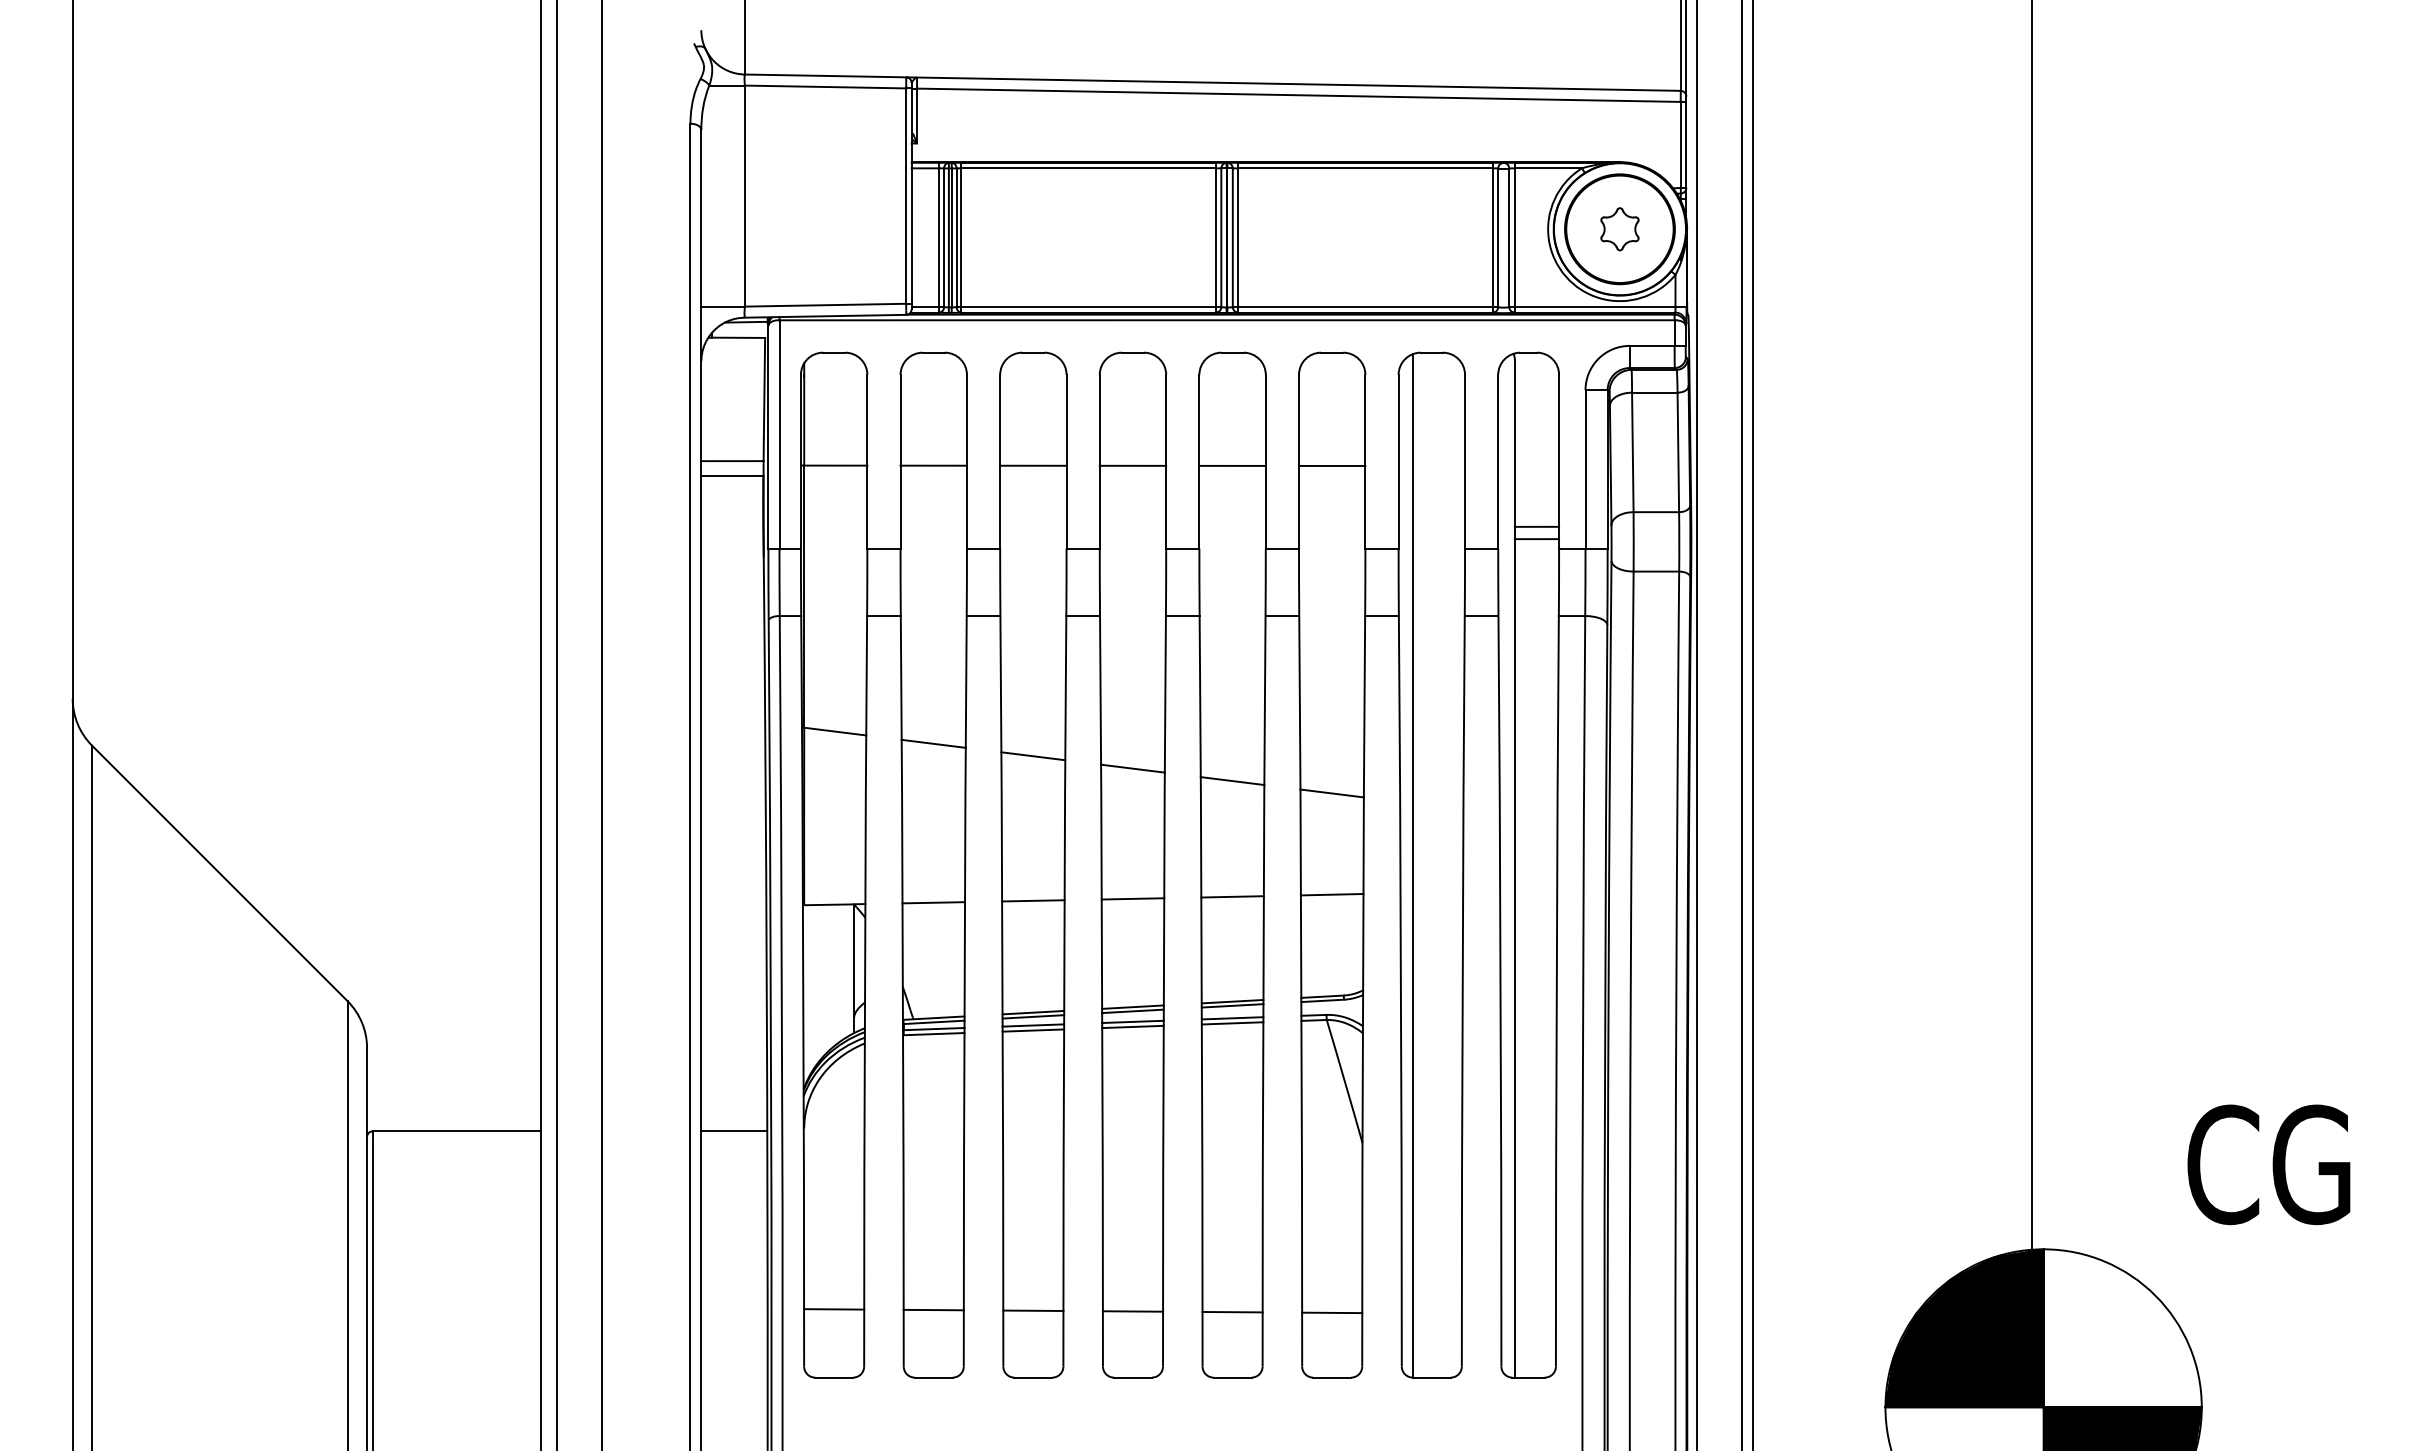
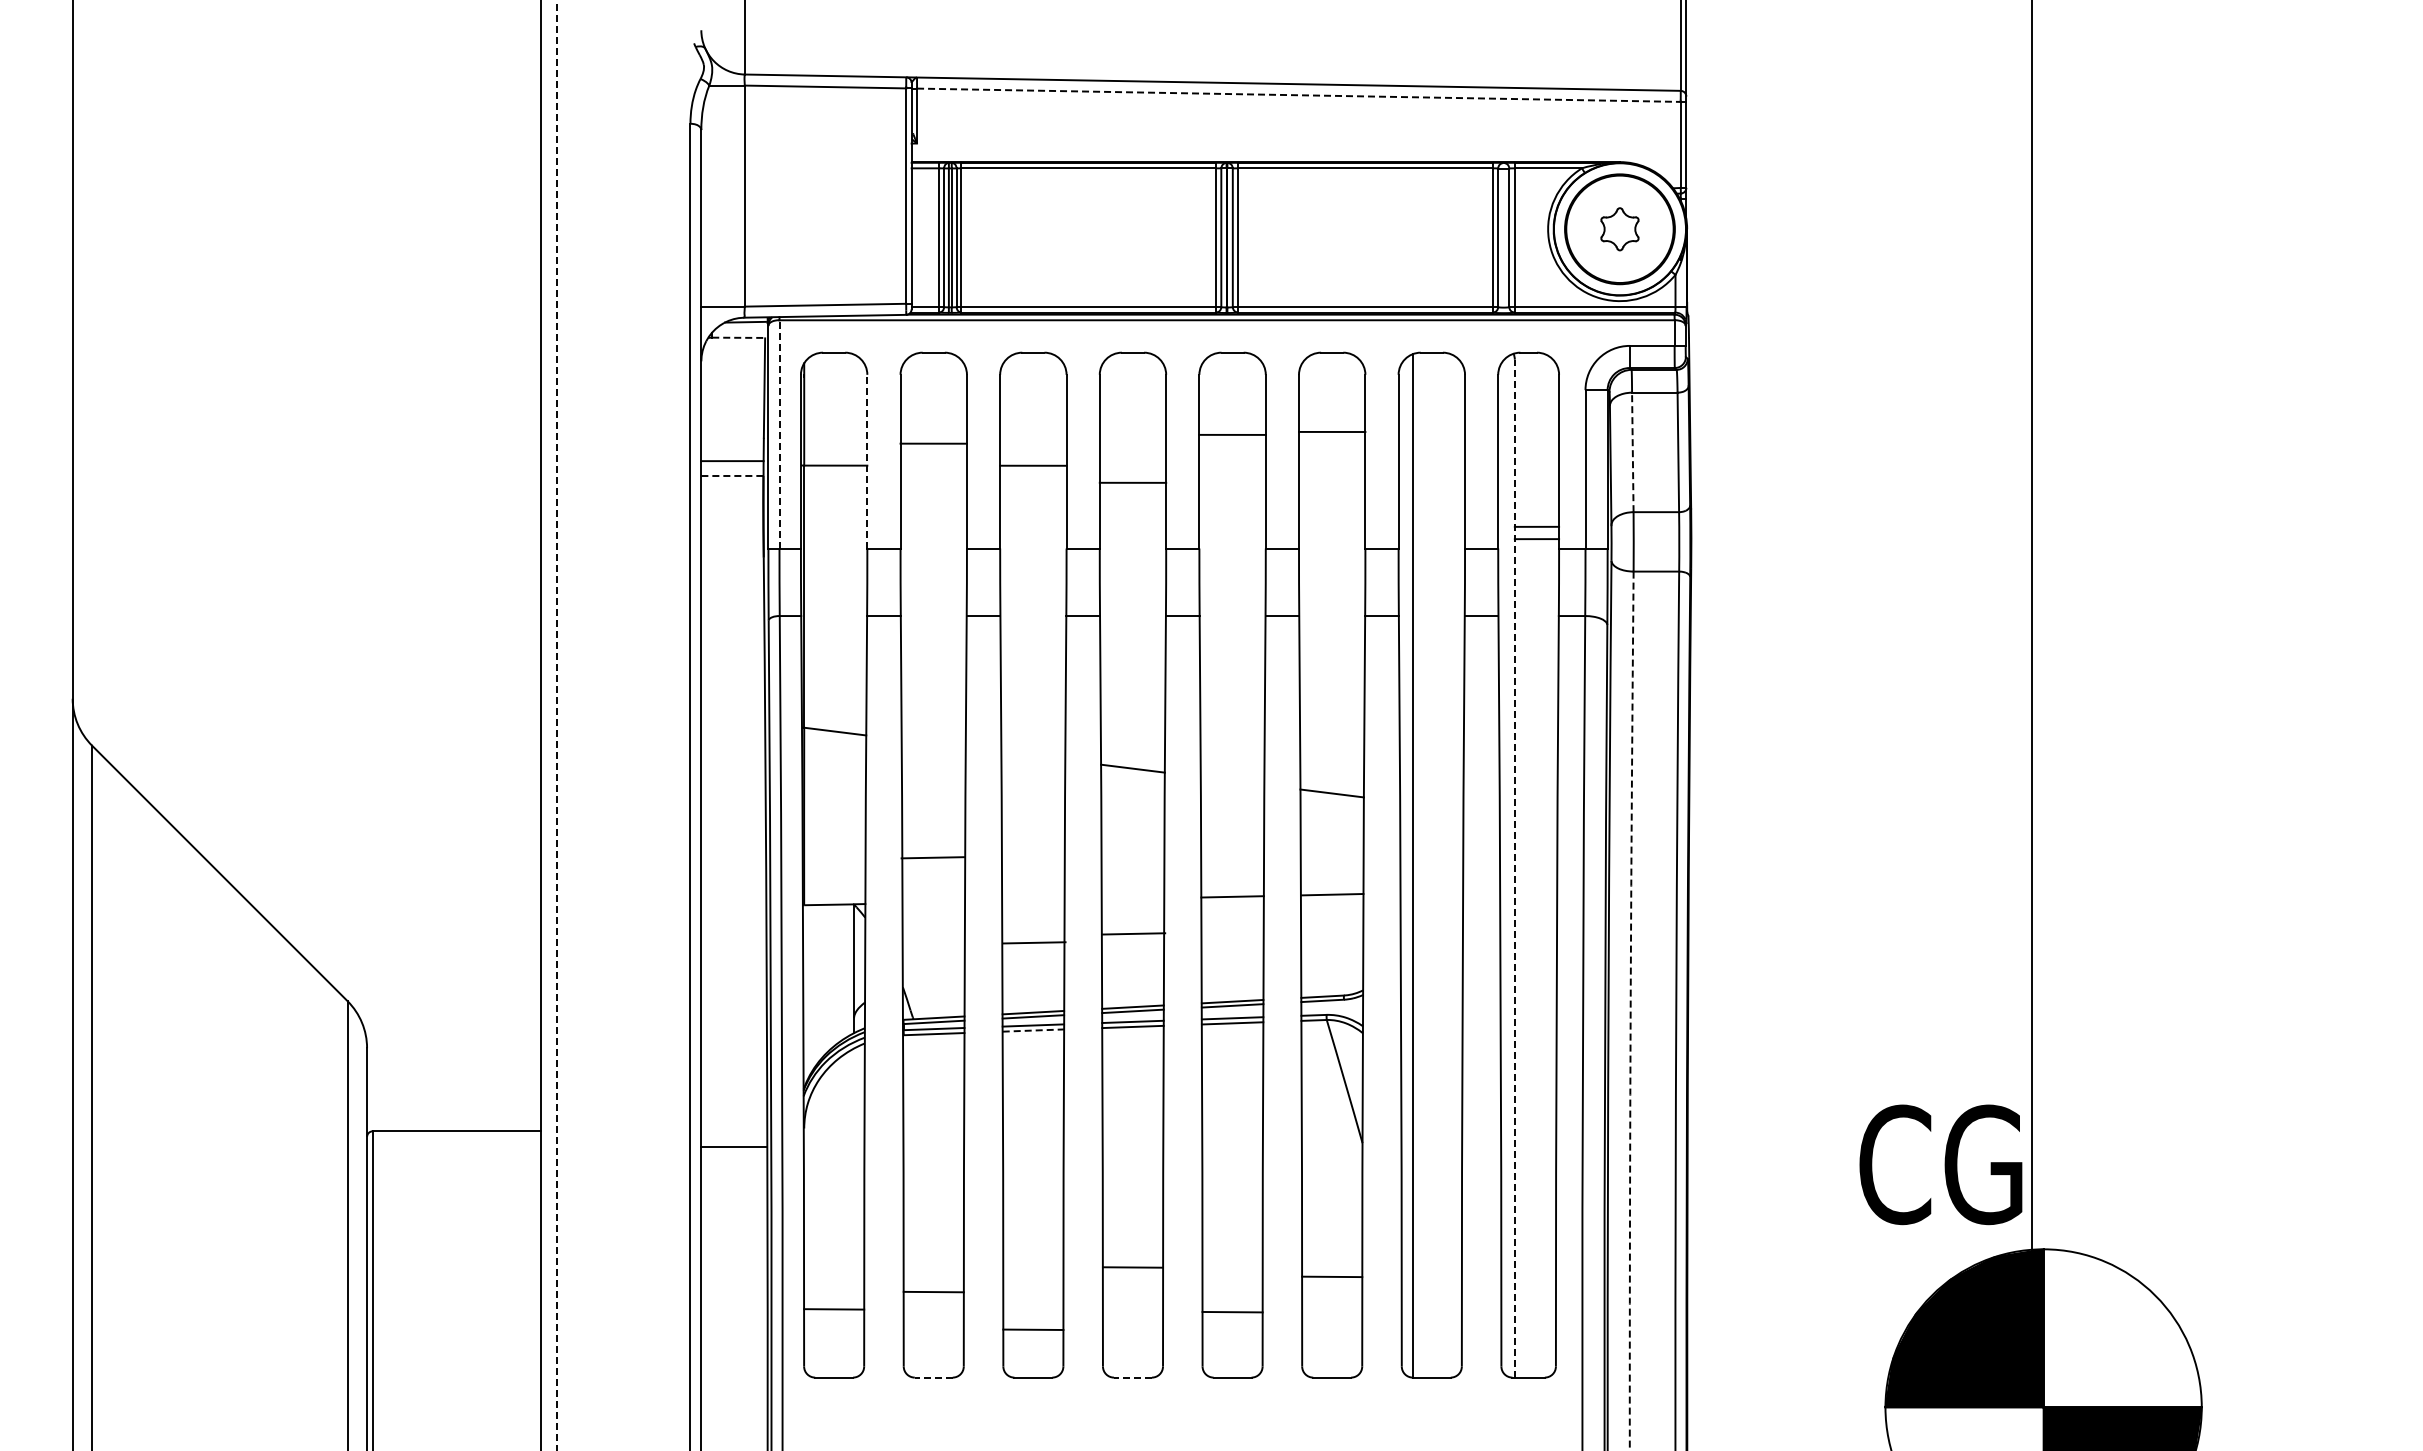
line: solid -> dashed (1298, 95)
line: solid -> dashed (739, 337)
line: solid -> dashed (779, 433)
line: solid -> dashed (1632, 452)
line: solid -> dashed (867, 461)
line position: (933, 465) -> (933, 443) (933, 443)
line position: (1132, 465) -> (1132, 482) (1132, 482)
line position: (1232, 465) -> (1232, 434) (1232, 434)
line position: (1332, 465) -> (1332, 431) (1332, 431)
line: solid -> dashed (732, 475)
line: present -> none (601, 724)
line: present -> none (1697, 724)
line: present -> none (1741, 724)
line: present -> none (1752, 724)
line: solid -> dashed (557, 725)
line: present -> none (933, 743)
line: present -> none (1033, 756)
line: present -> none (1232, 781)
line: solid -> dashed (1514, 868)
line position: (1132, 898) -> (1133, 933) (1133, 933)
line position: (1033, 900) -> (1034, 942) (1034, 942)
line position: (933, 902) -> (932, 857) (932, 857)
arc: solid -> dashed (1630, 1011)
line: solid -> dashed (1033, 1030)
line position: (734, 1131) -> (734, 1147) (734, 1147)
text position: (2268, 1164) -> (1940, 1164) (1940, 1164)
line position: (933, 1309) -> (933, 1291) (933, 1291)
line position: (1033, 1310) -> (1033, 1329) (1033, 1329)
line position: (1132, 1311) -> (1132, 1267) (1132, 1267)
line position: (1332, 1312) -> (1332, 1276) (1332, 1276)
line: solid -> dashed (933, 1377)
line: solid -> dashed (1132, 1377)
